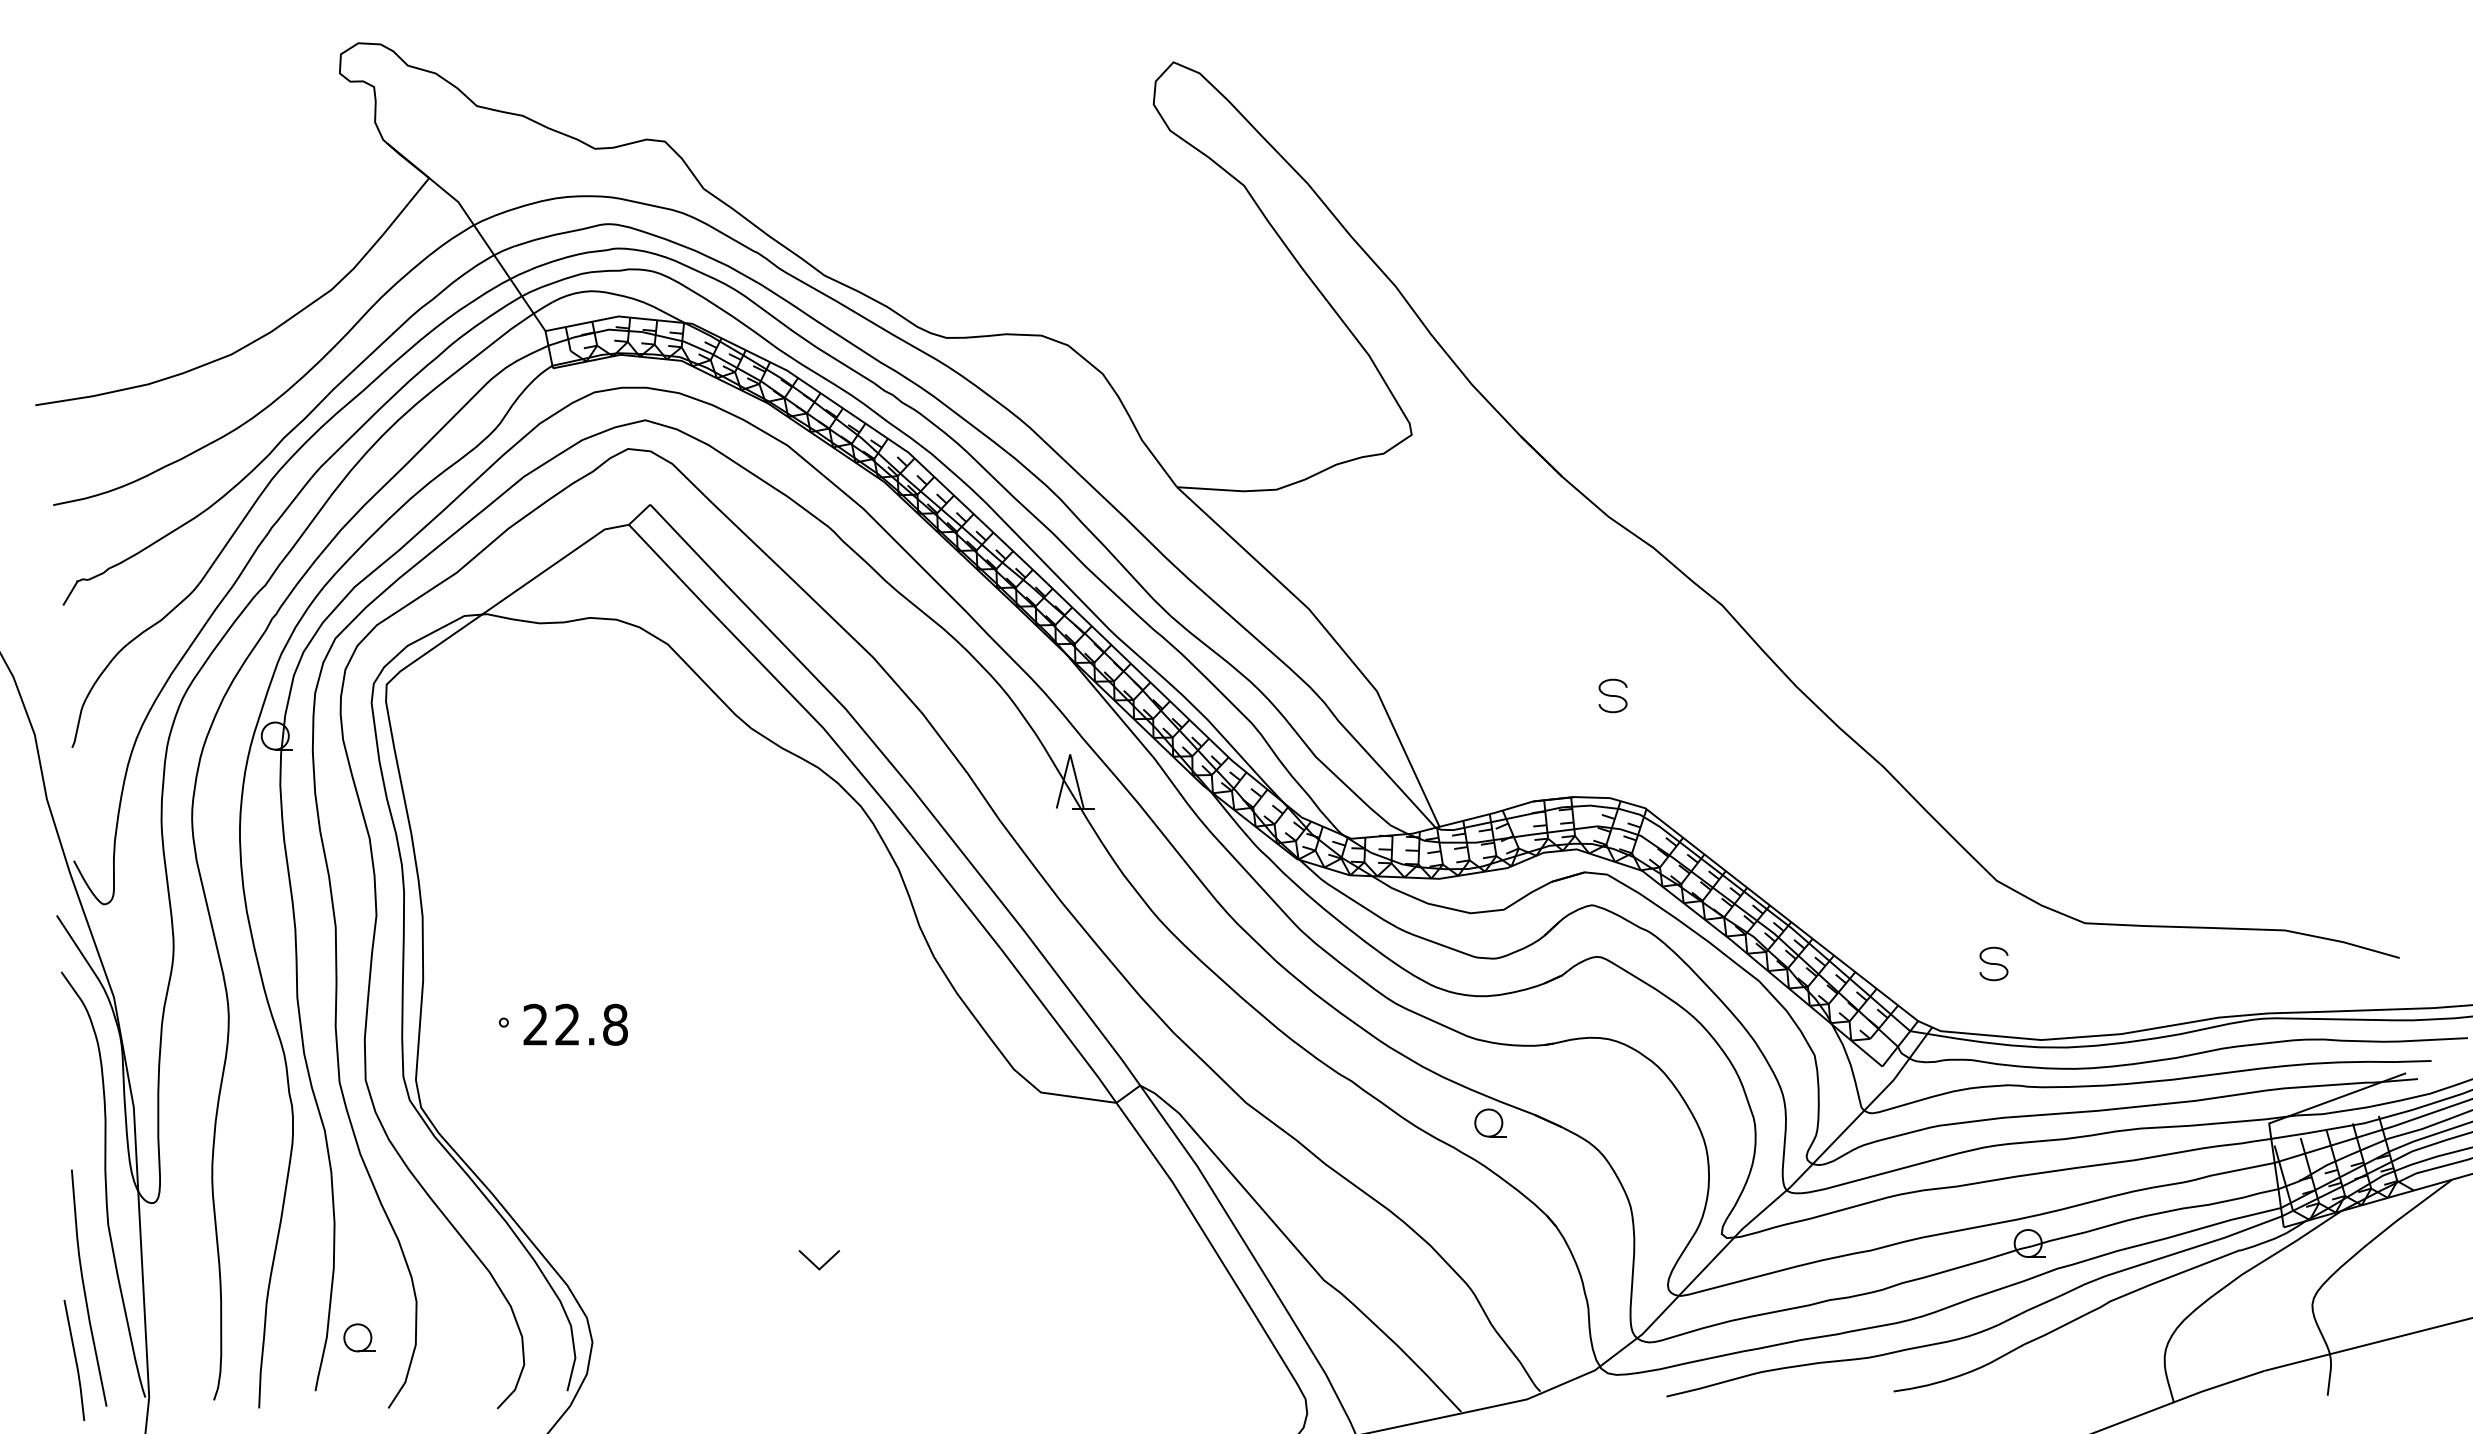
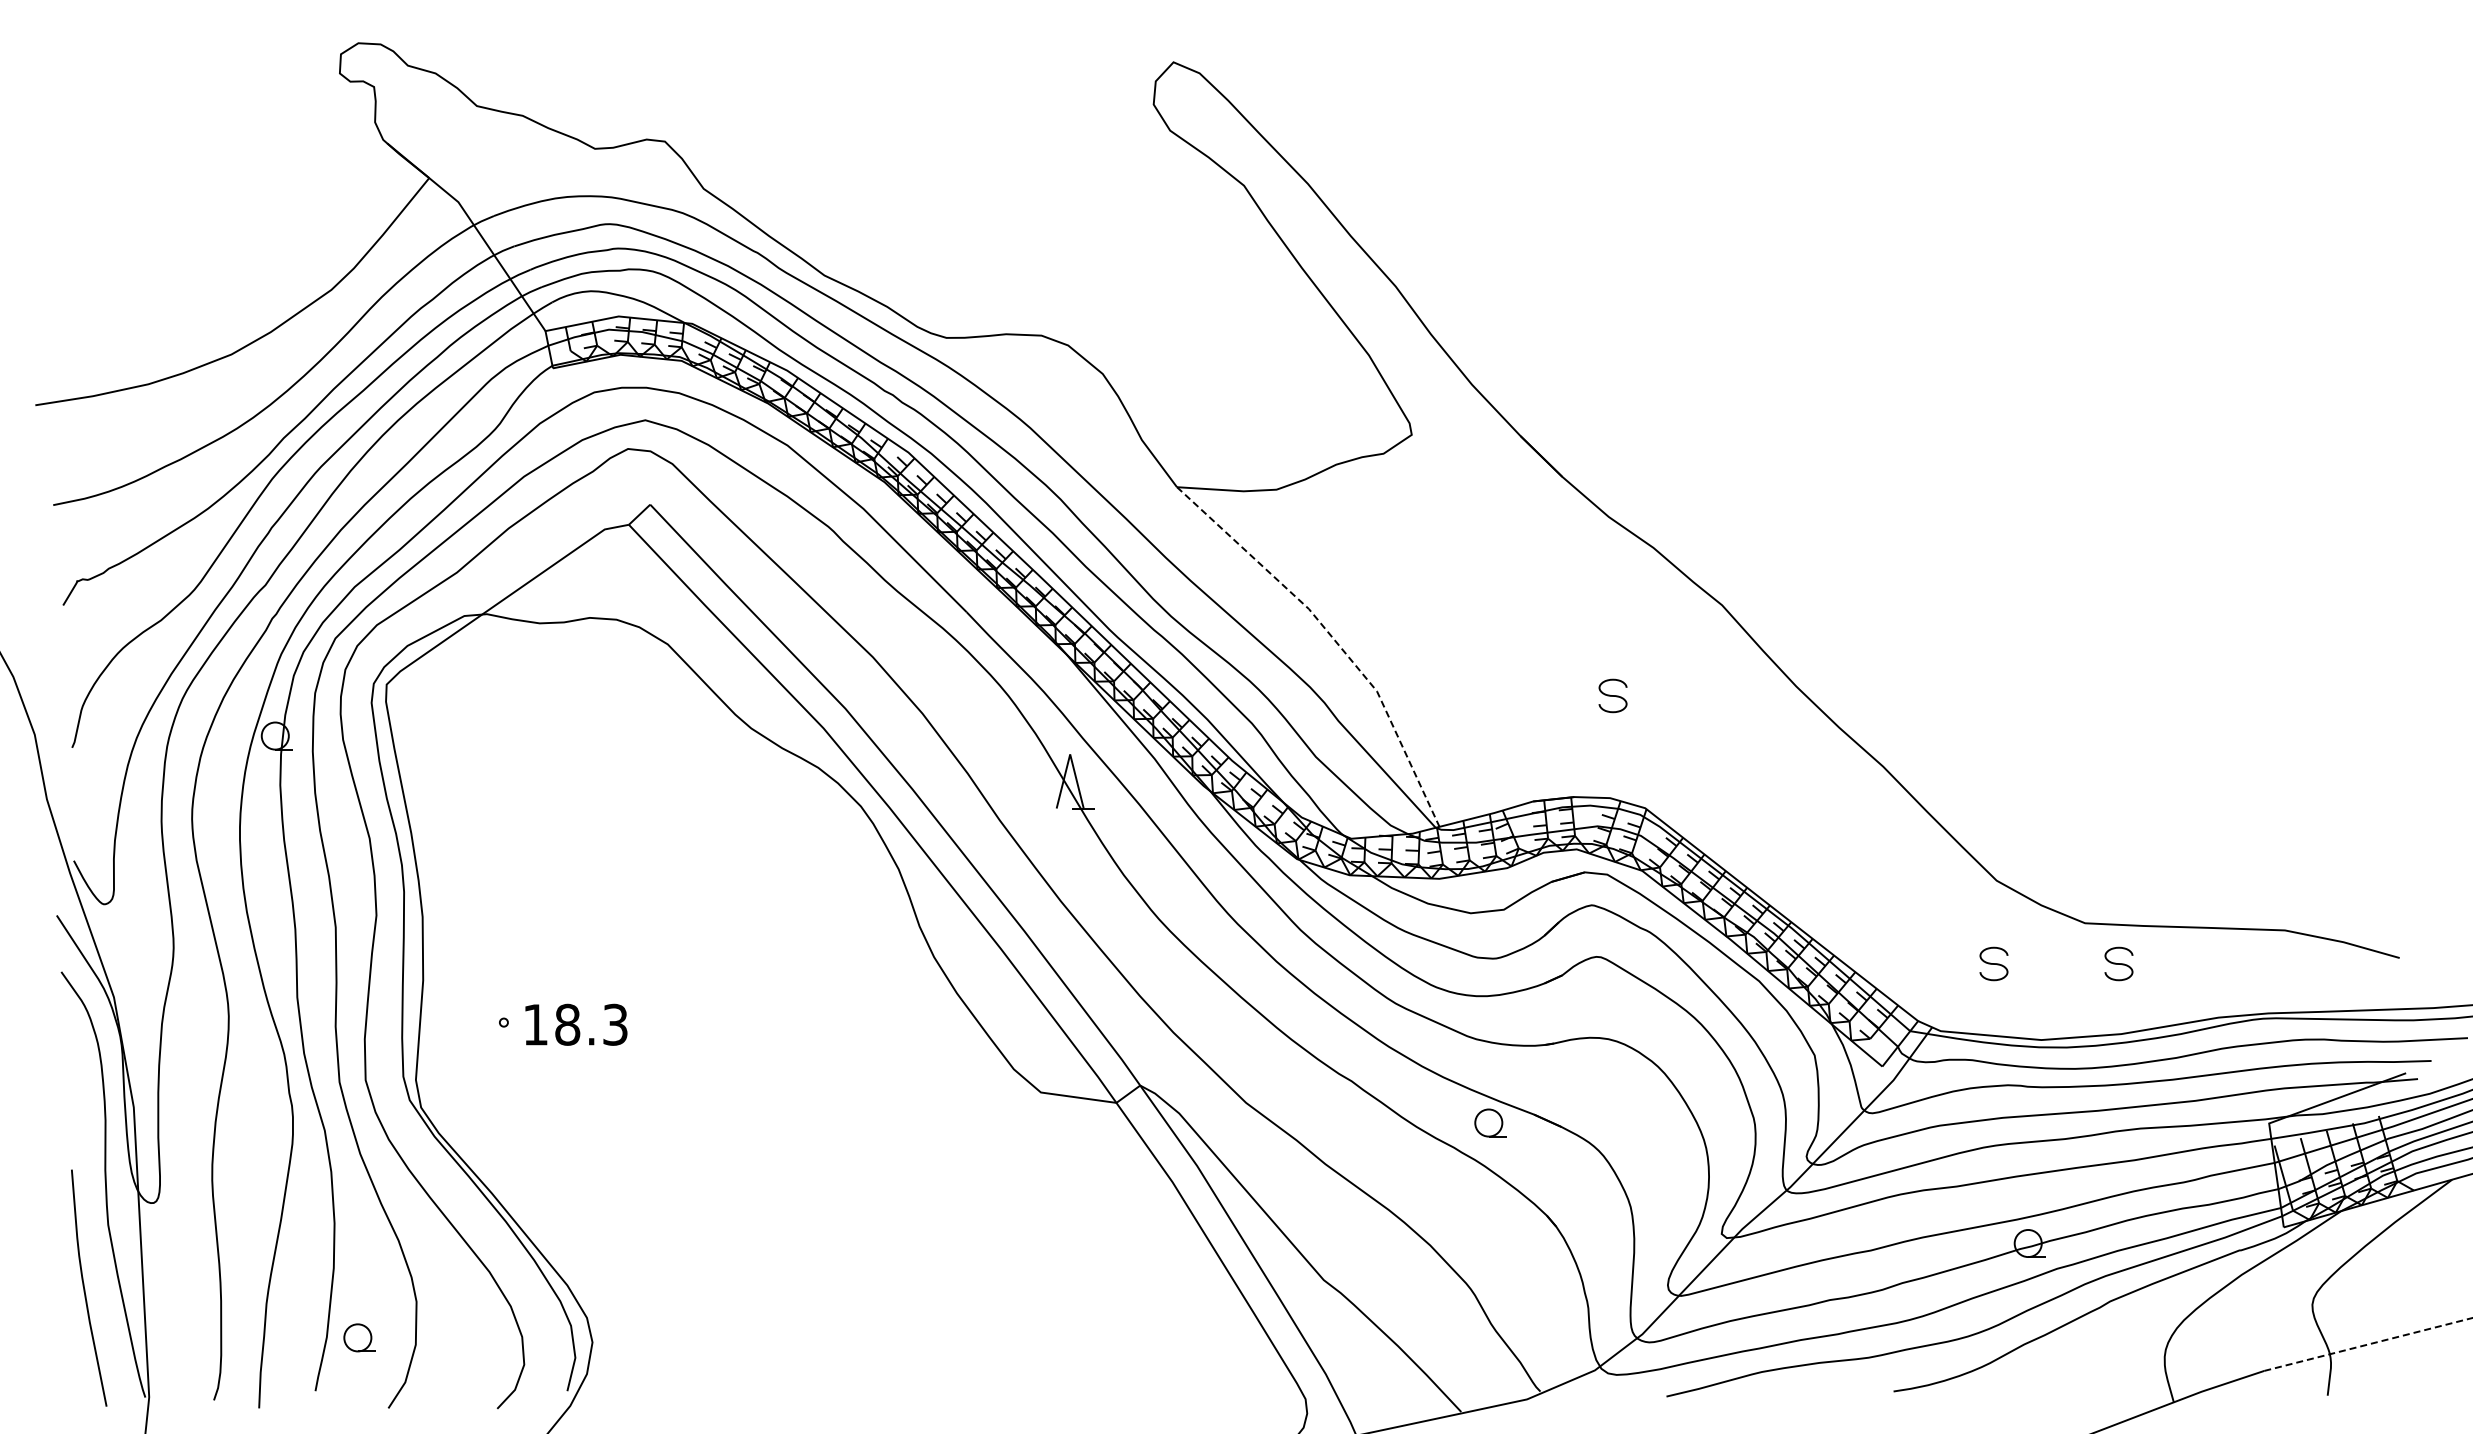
line: solid -> dashed (1333, 638)
part: none -> present (2118, 963)
text: 22.8 -> 18.3 (575, 1024)
part: present -> none (819, 1260)
line: solid -> dashed (2368, 1344)
line: present -> none (74, 1358)
